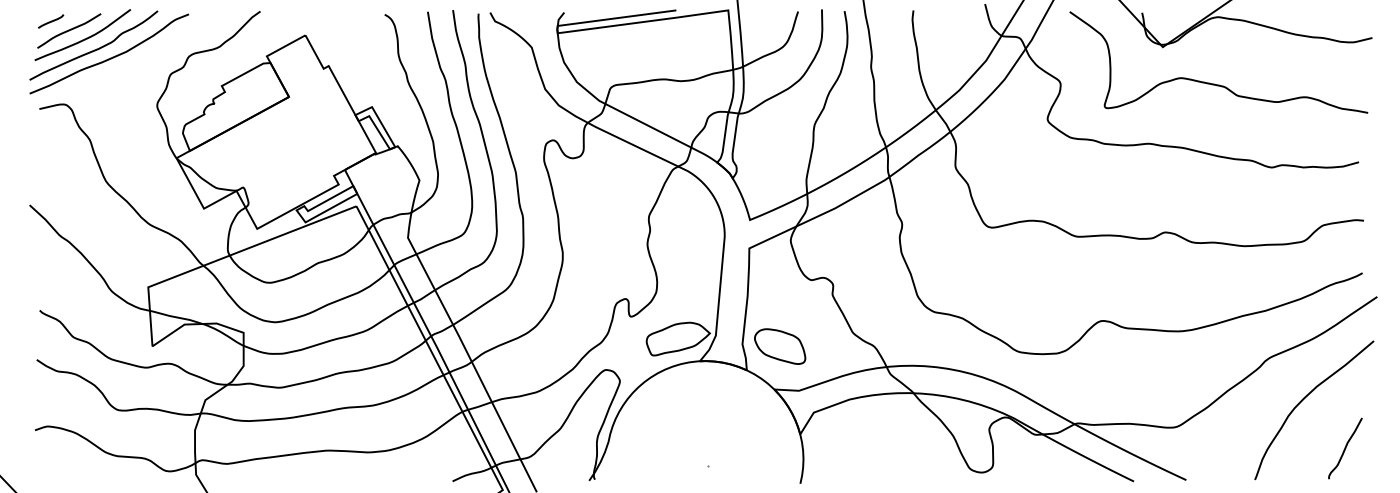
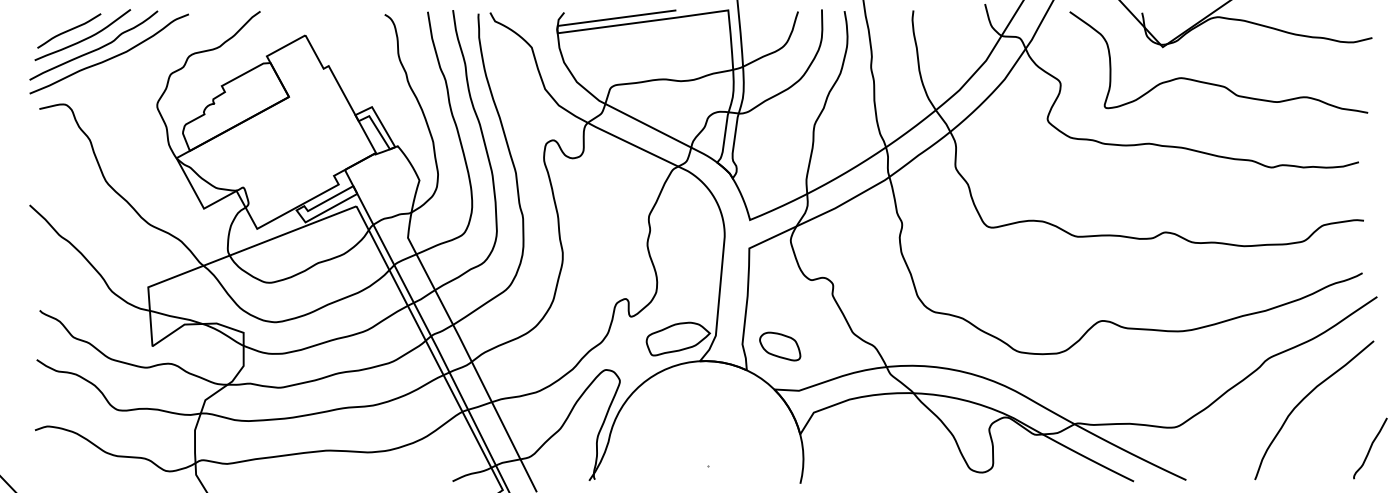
line: present -> none (51, 21)
part size: 53x37 px -> 43x31 px (780, 346)
curve position: (1345, 448) -> (1370, 448) (1370, 448)
